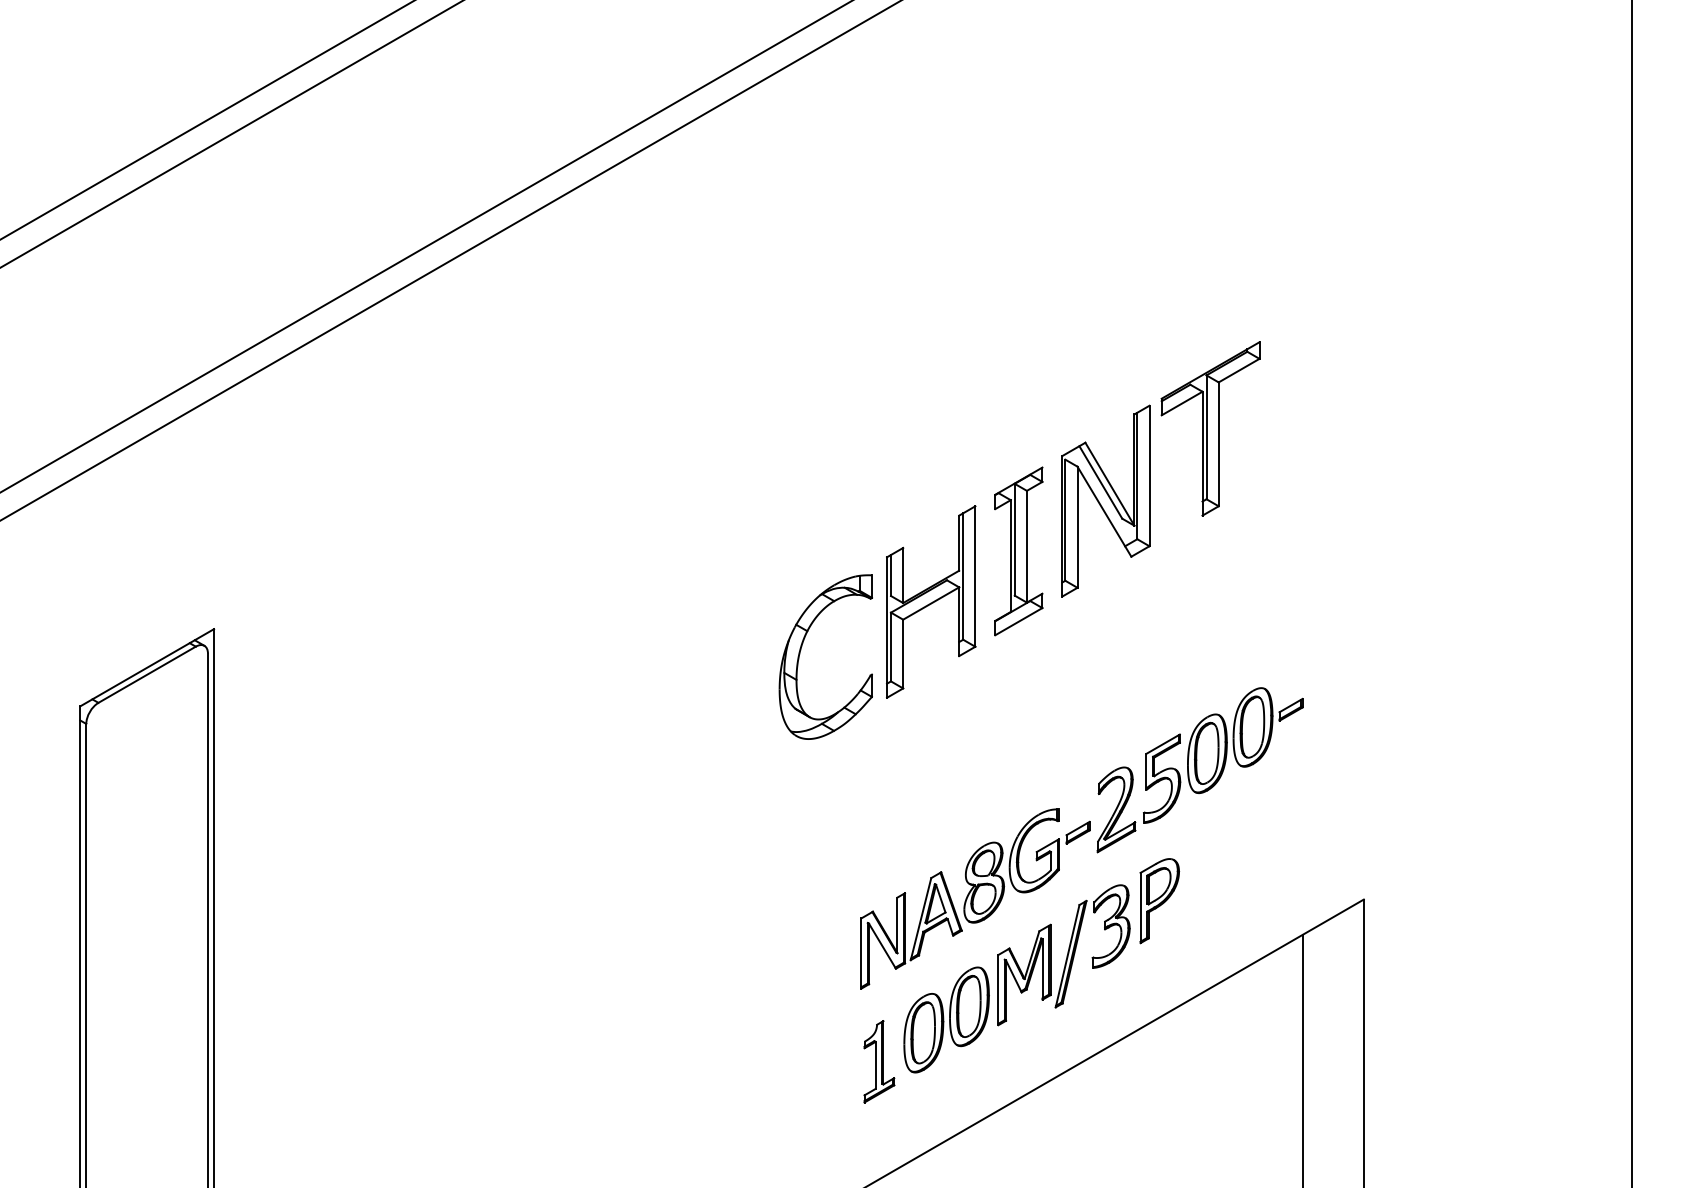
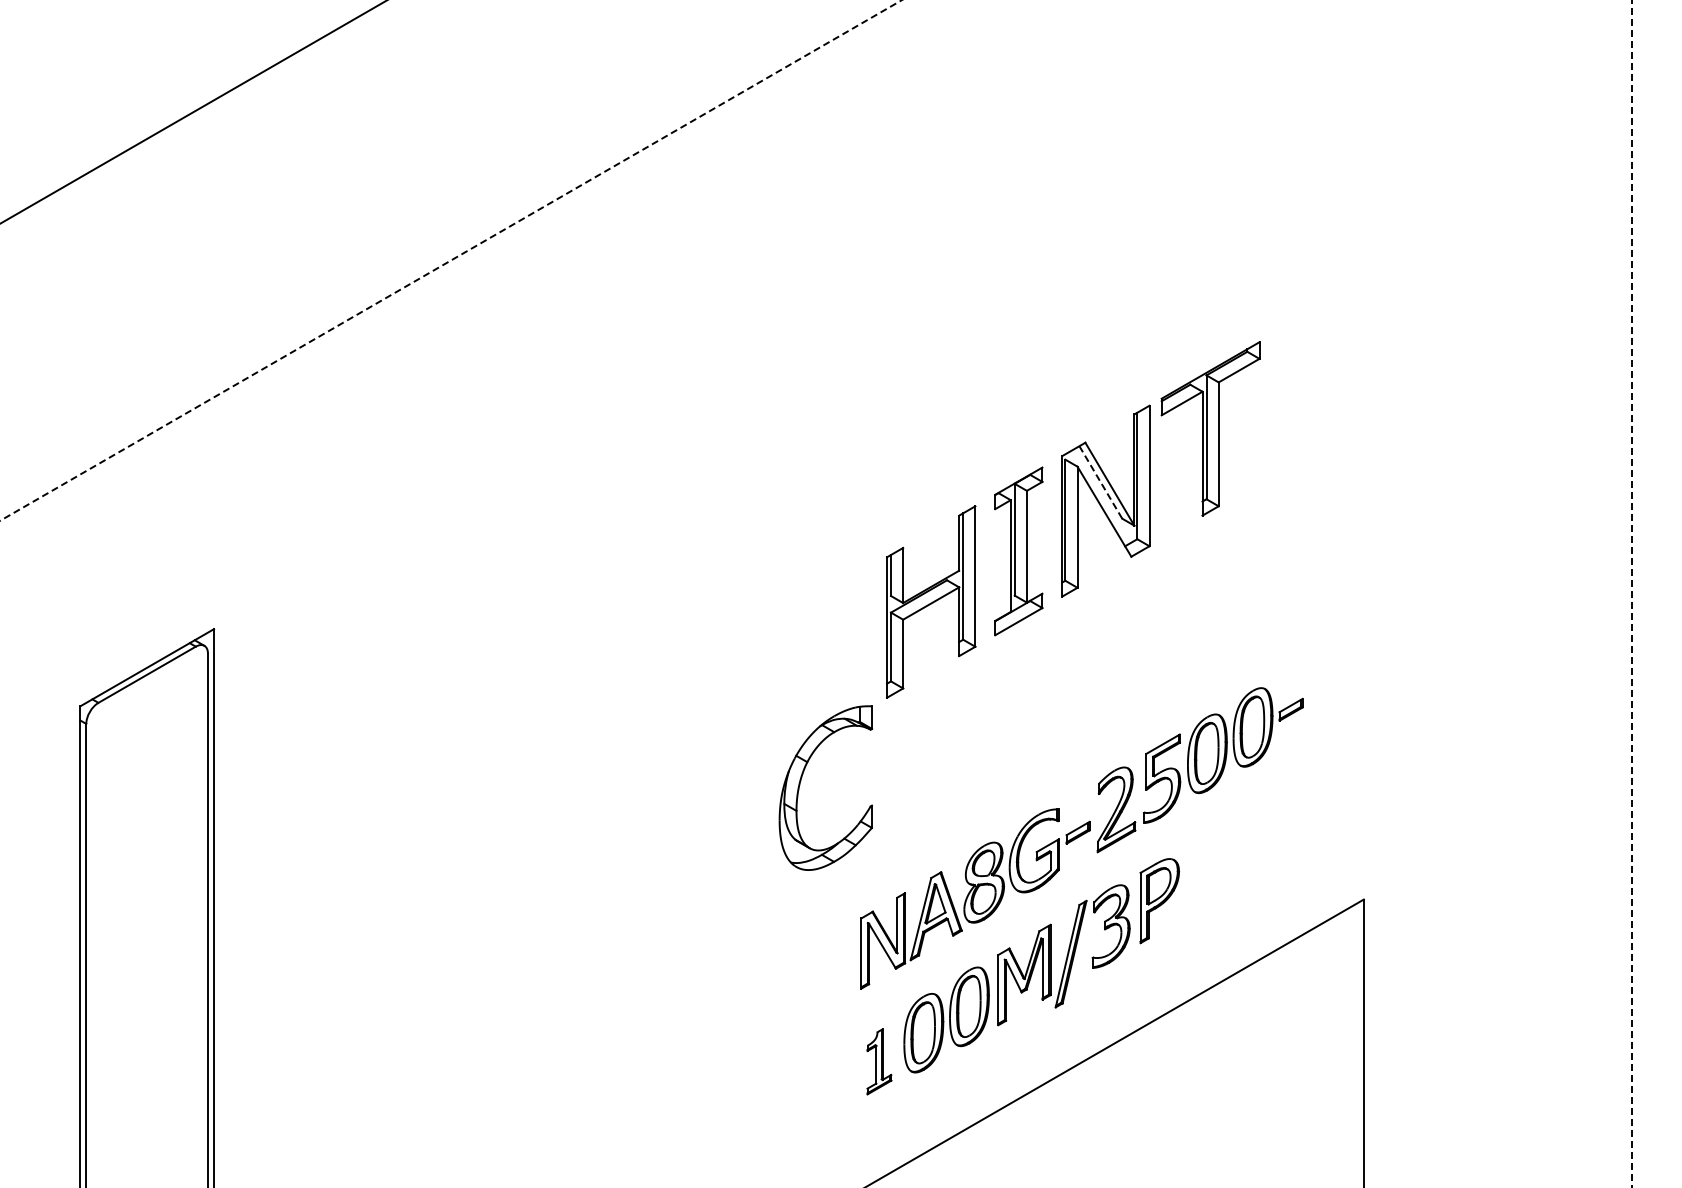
line position: (206, 120) -> (192, 112) (192, 112)
line: present -> none (230, 134)
line: present -> none (425, 246)
line: solid -> dashed (451, 260)
line: solid -> dashed (1101, 482)
line: solid -> dashed (1631, 594)
part position: (801, 650) -> (801, 781) (801, 781)
line: present -> none (1303, 1059)
part size: 33x84 px -> 27x68 px (879, 1061)
